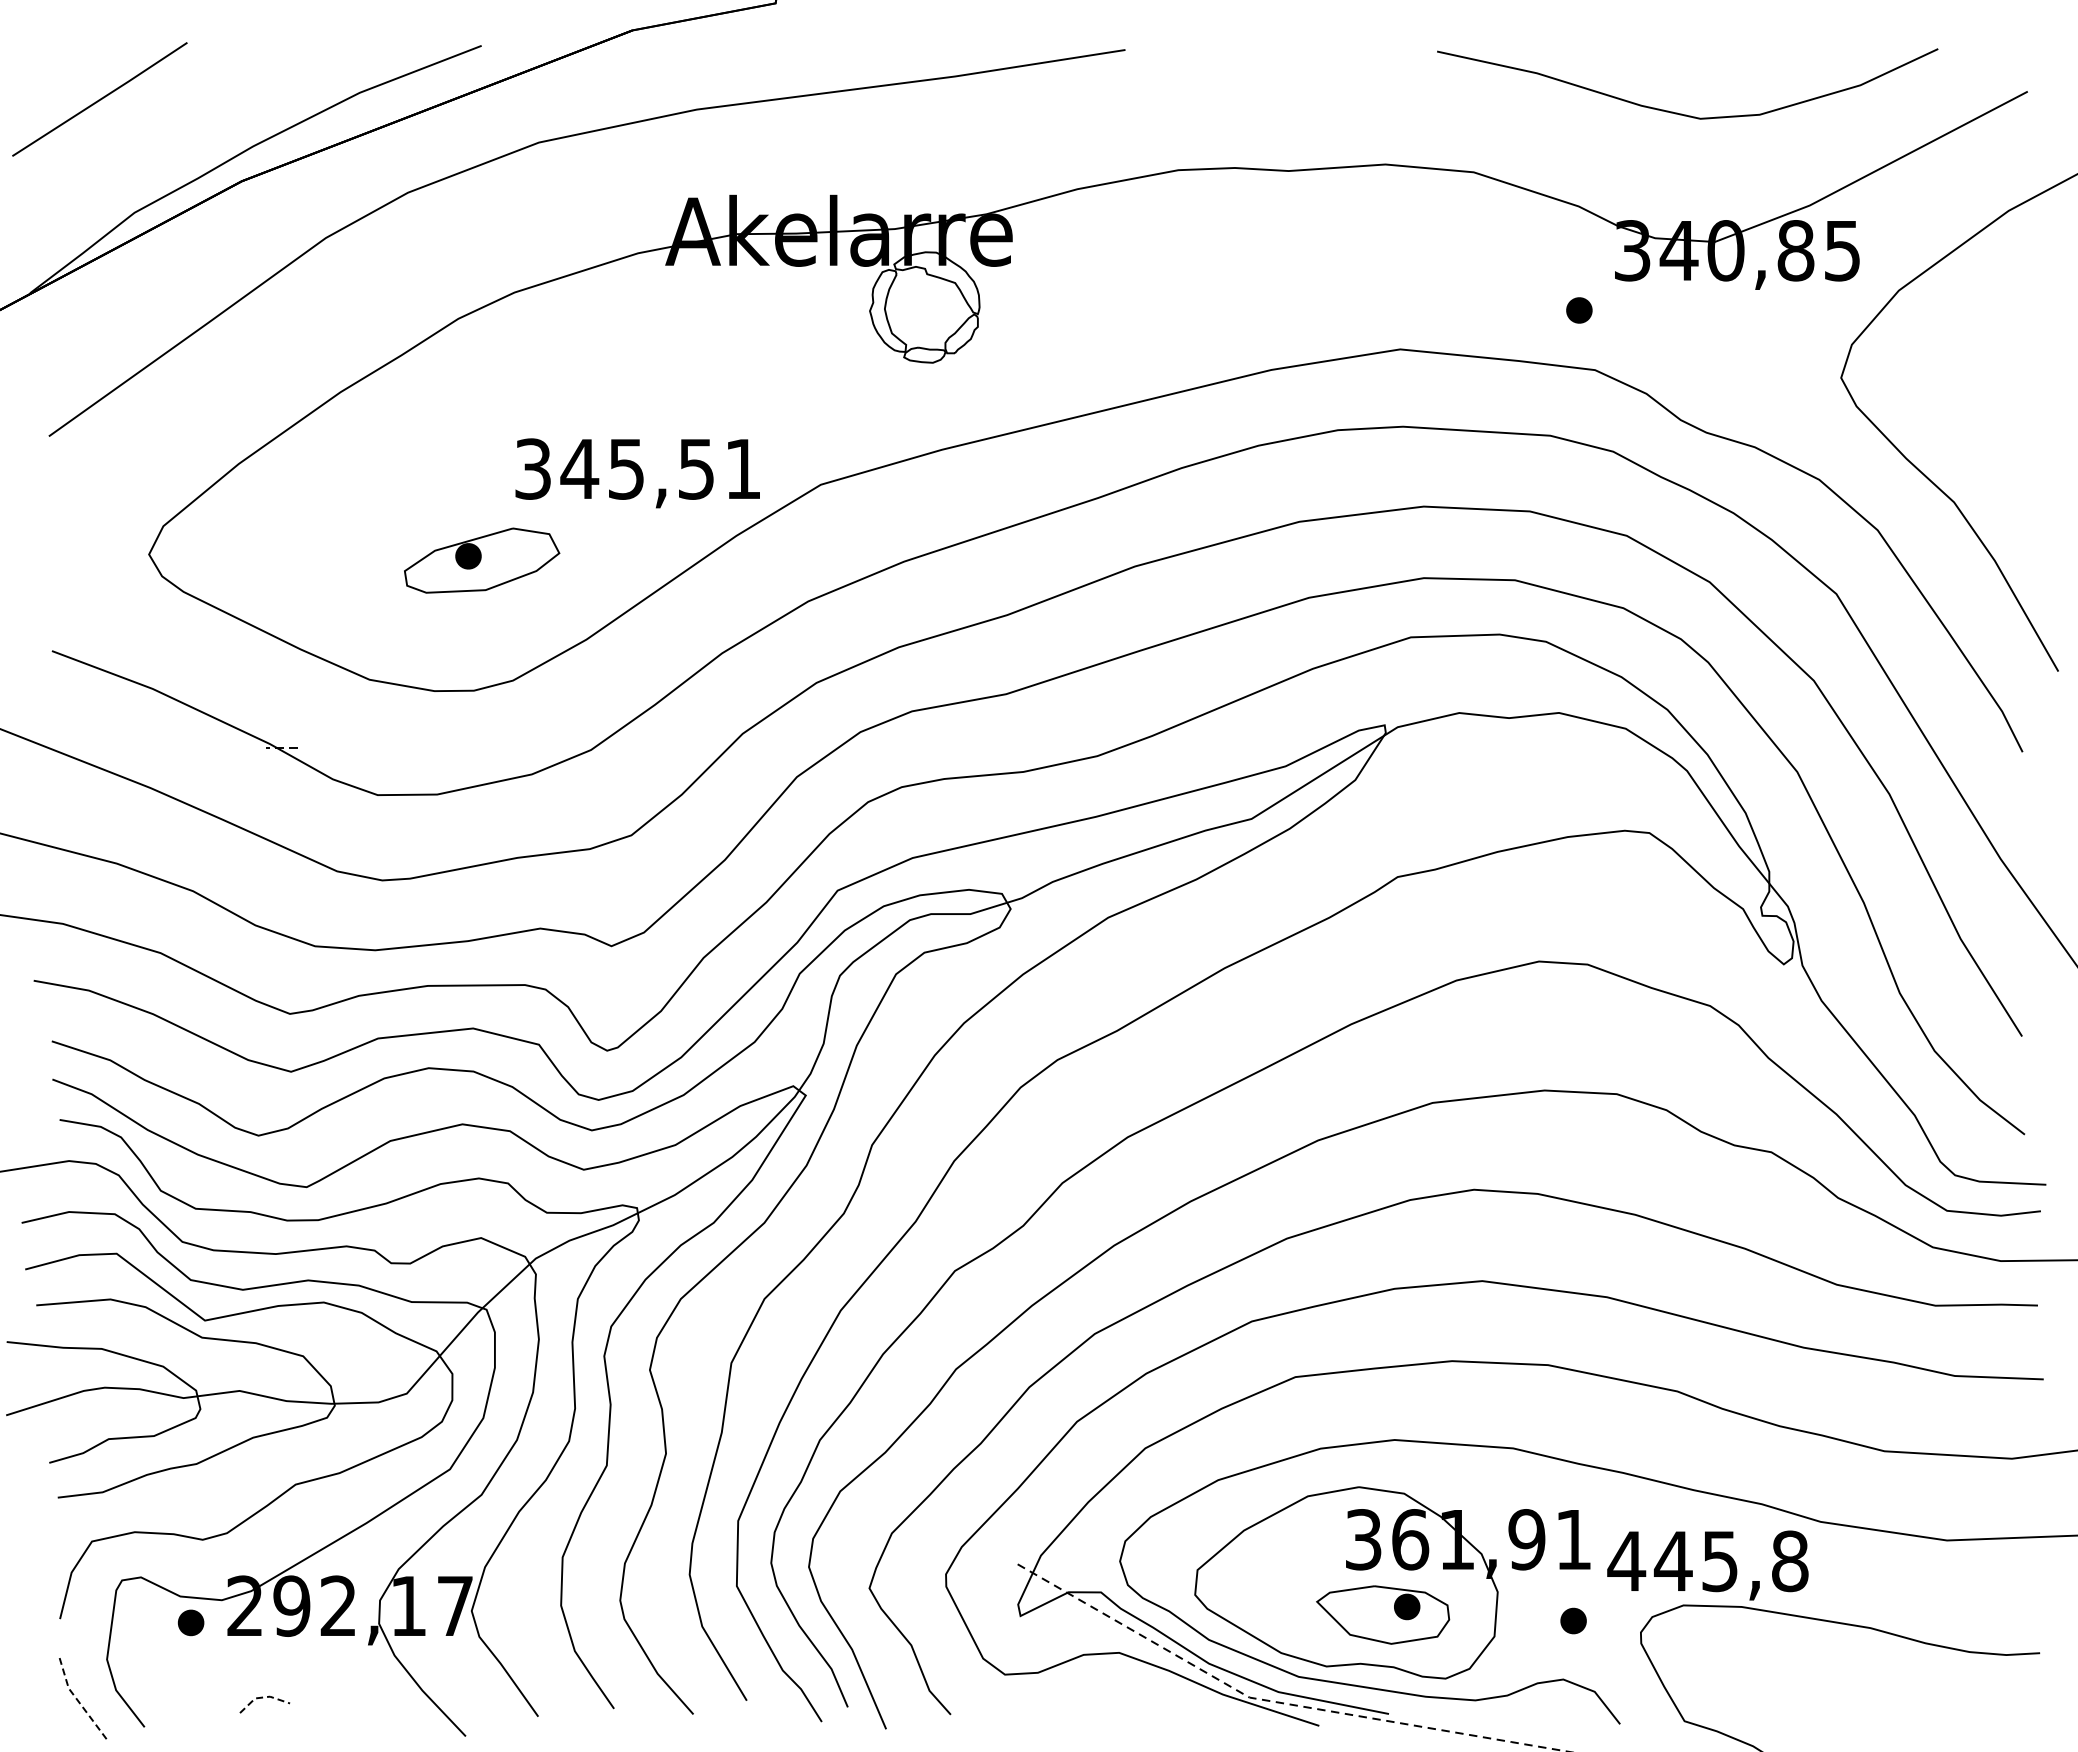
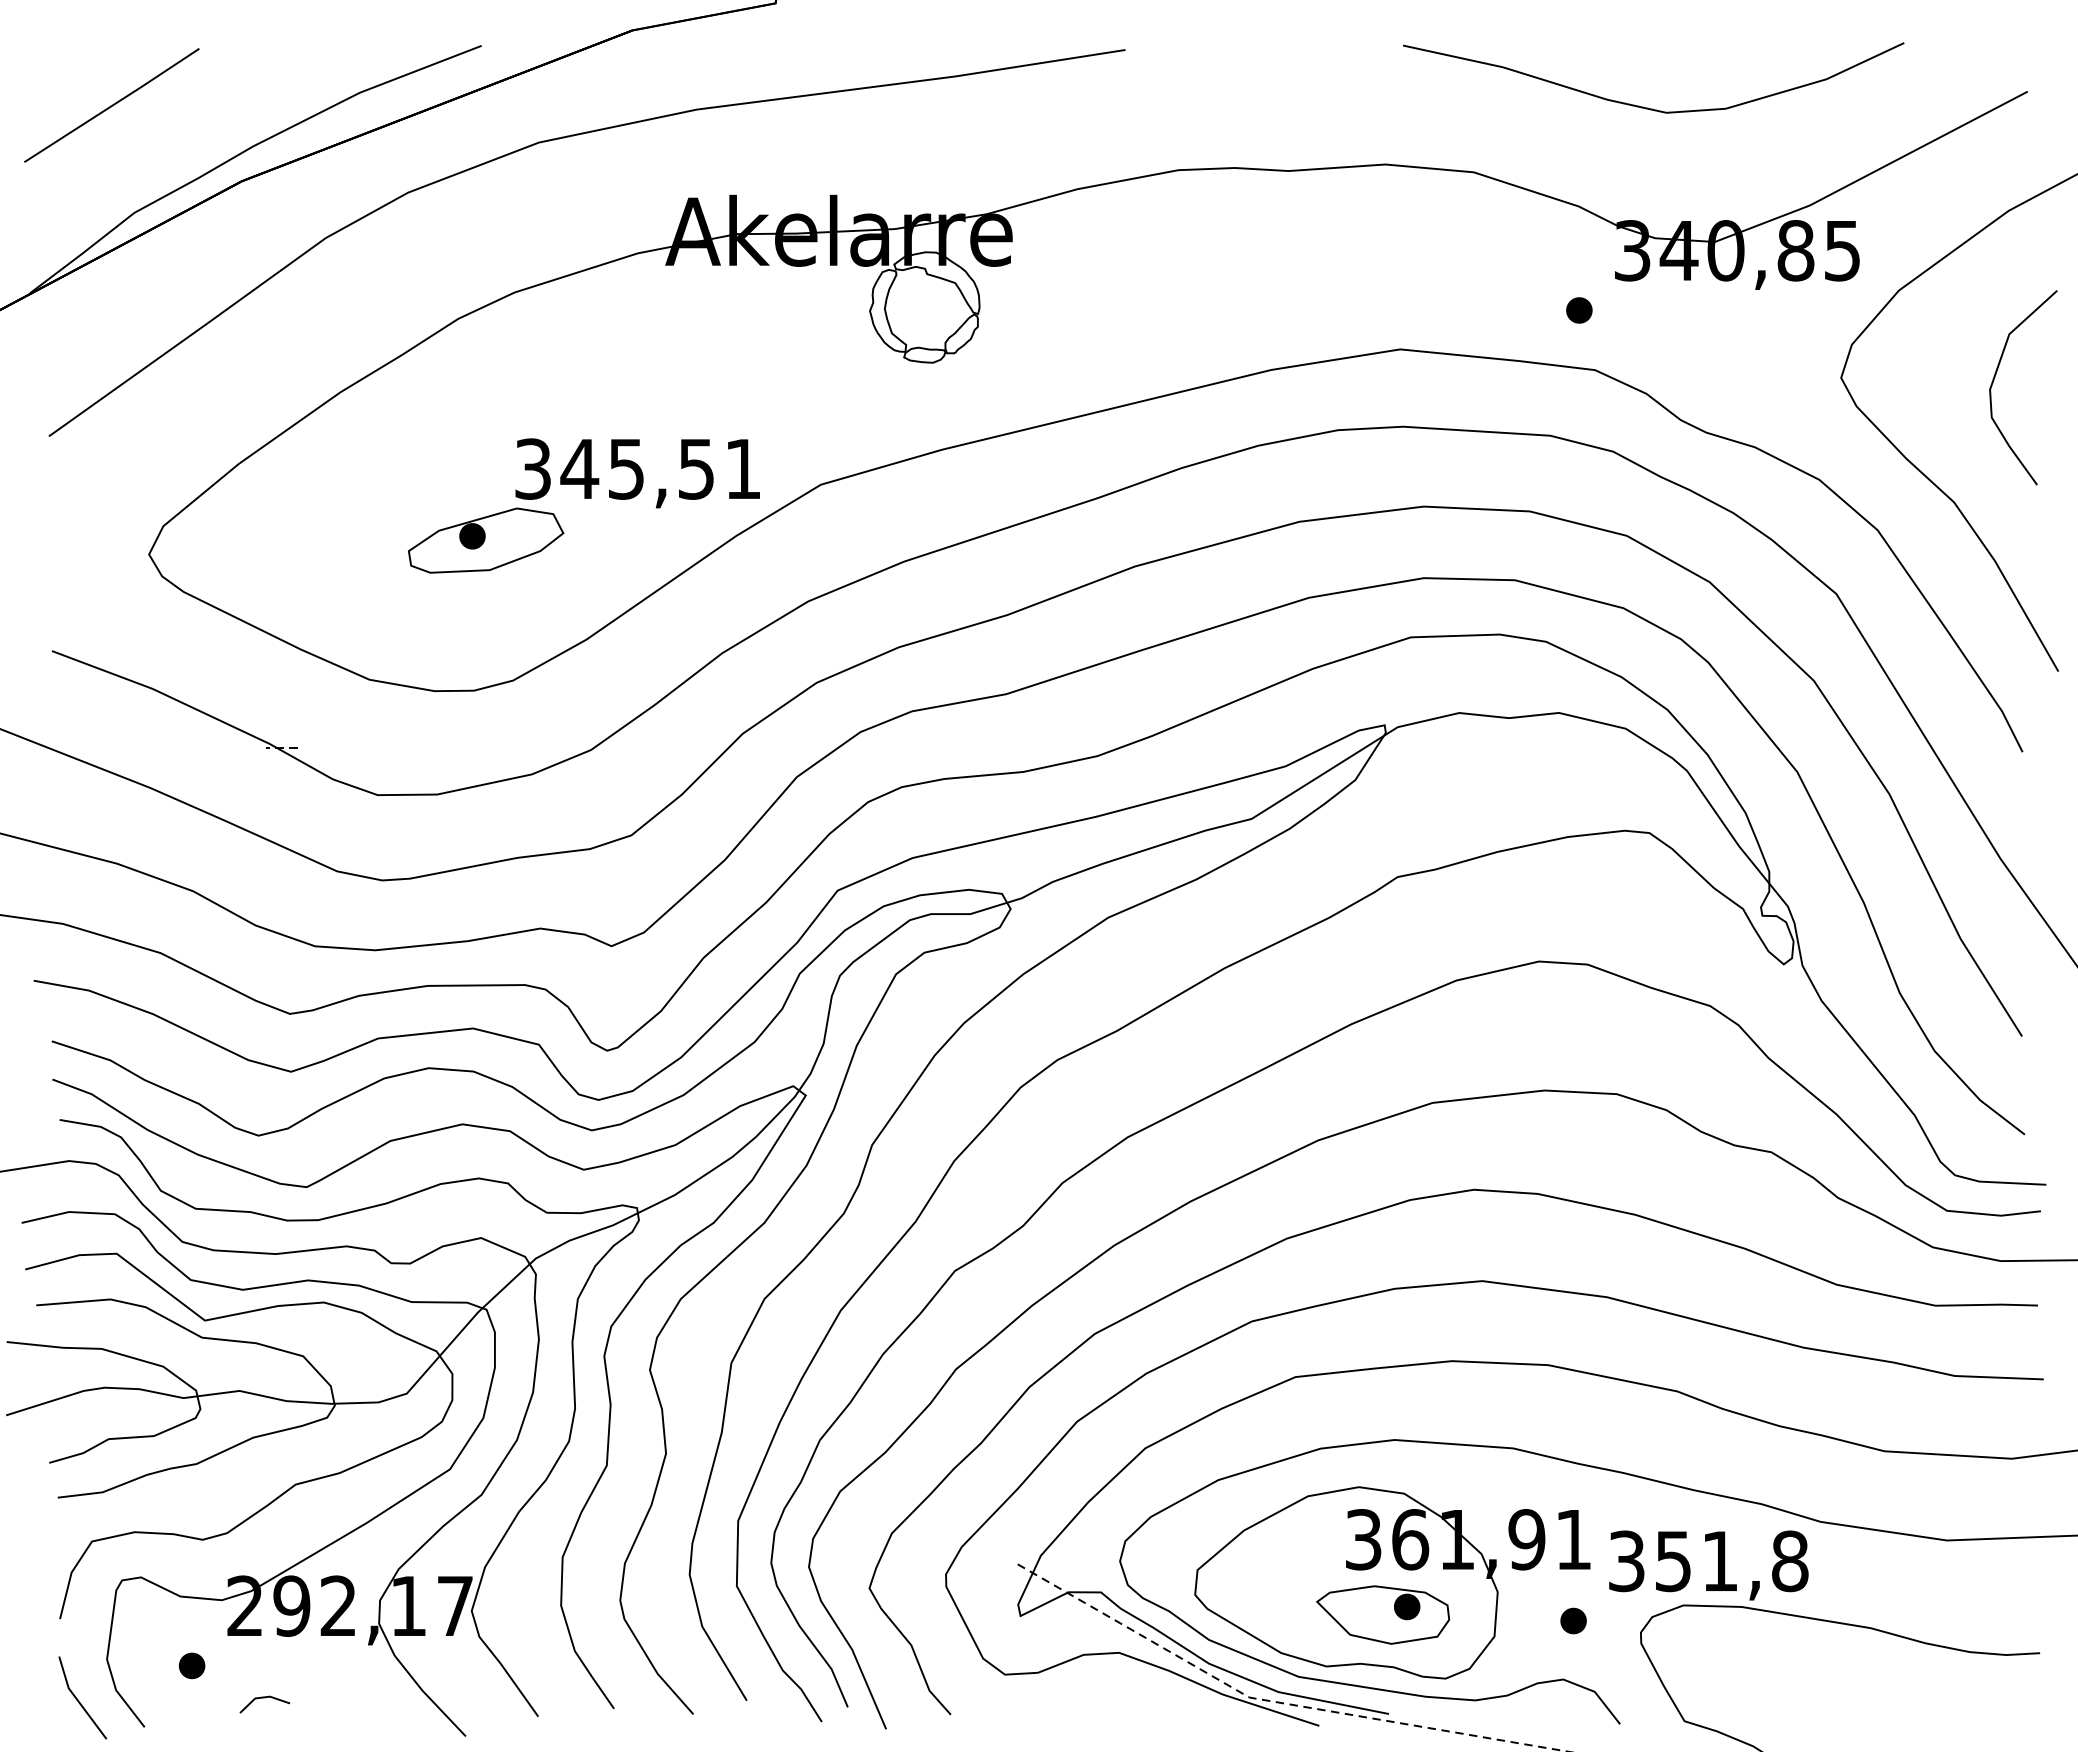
line position: (99, 99) -> (111, 105) (111, 105)
curve position: (1682, 113) -> (1648, 107) (1648, 107)
curve: none -> present (1995, 377)
part position: (482, 560) -> (486, 540) (486, 540)
text: 445,8 -> 351,8 (1672, 1561)
part position: (190, 1622) -> (191, 1665) (191, 1665)
line: dashed -> solid (263, 1697)
line: dashed -> solid (77, 1699)
